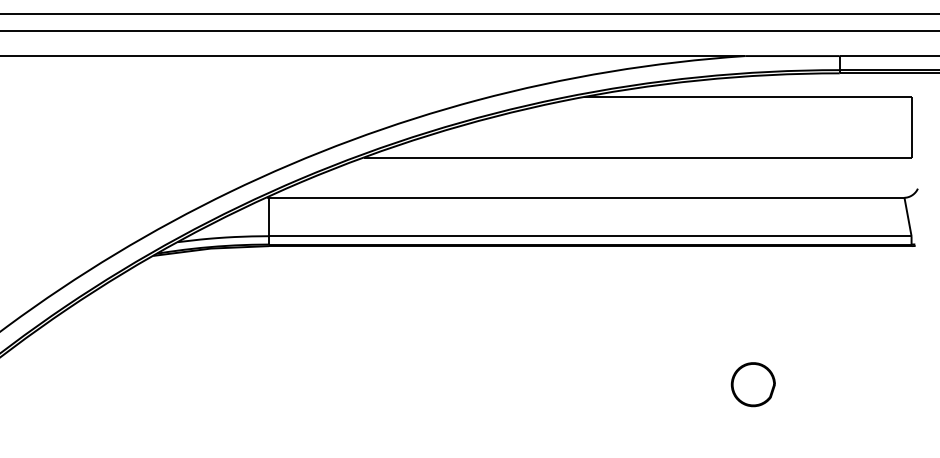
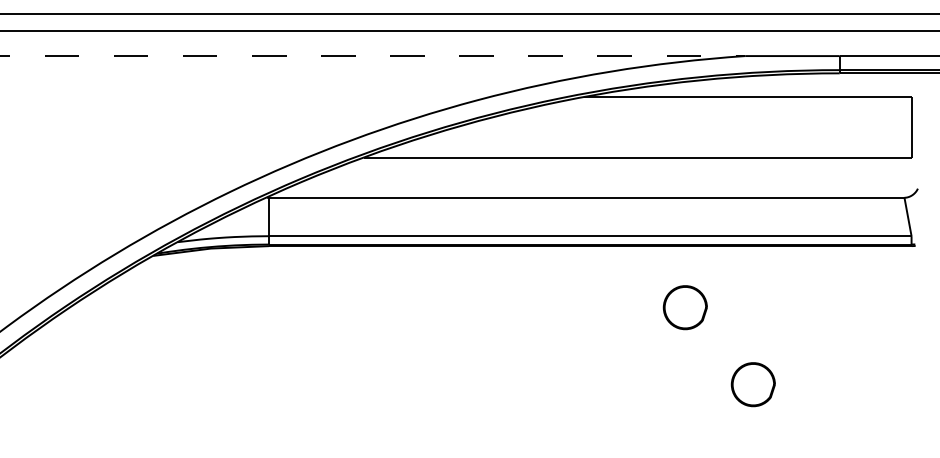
line: solid -> dashed (373, 56)
part: none -> present (684, 307)
